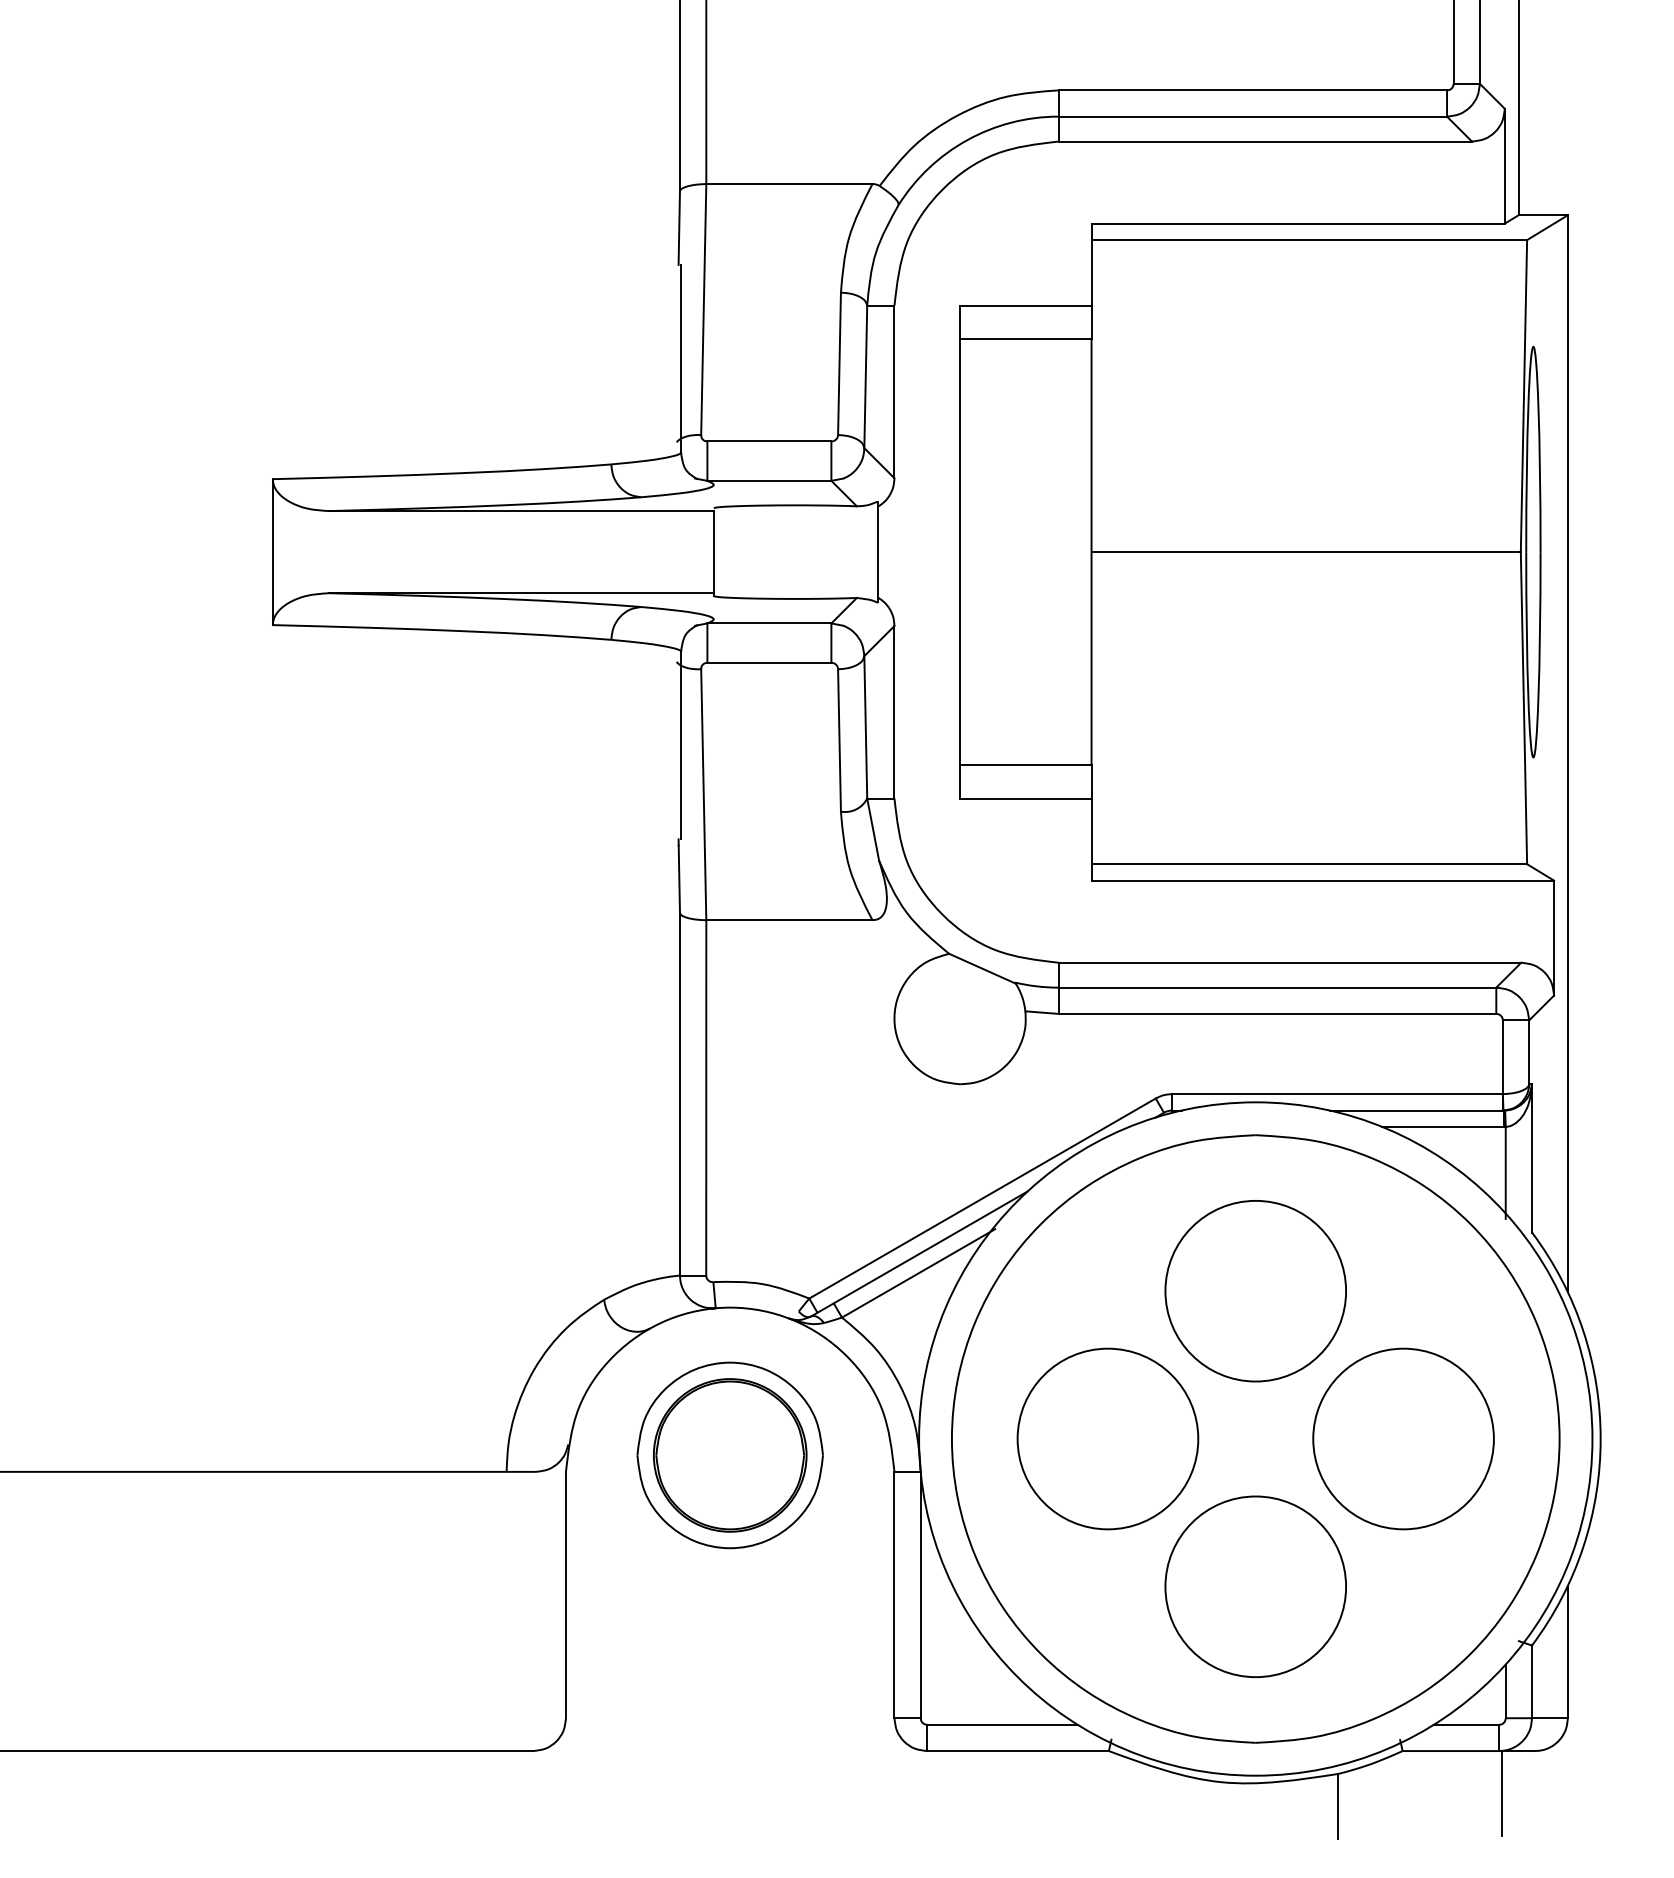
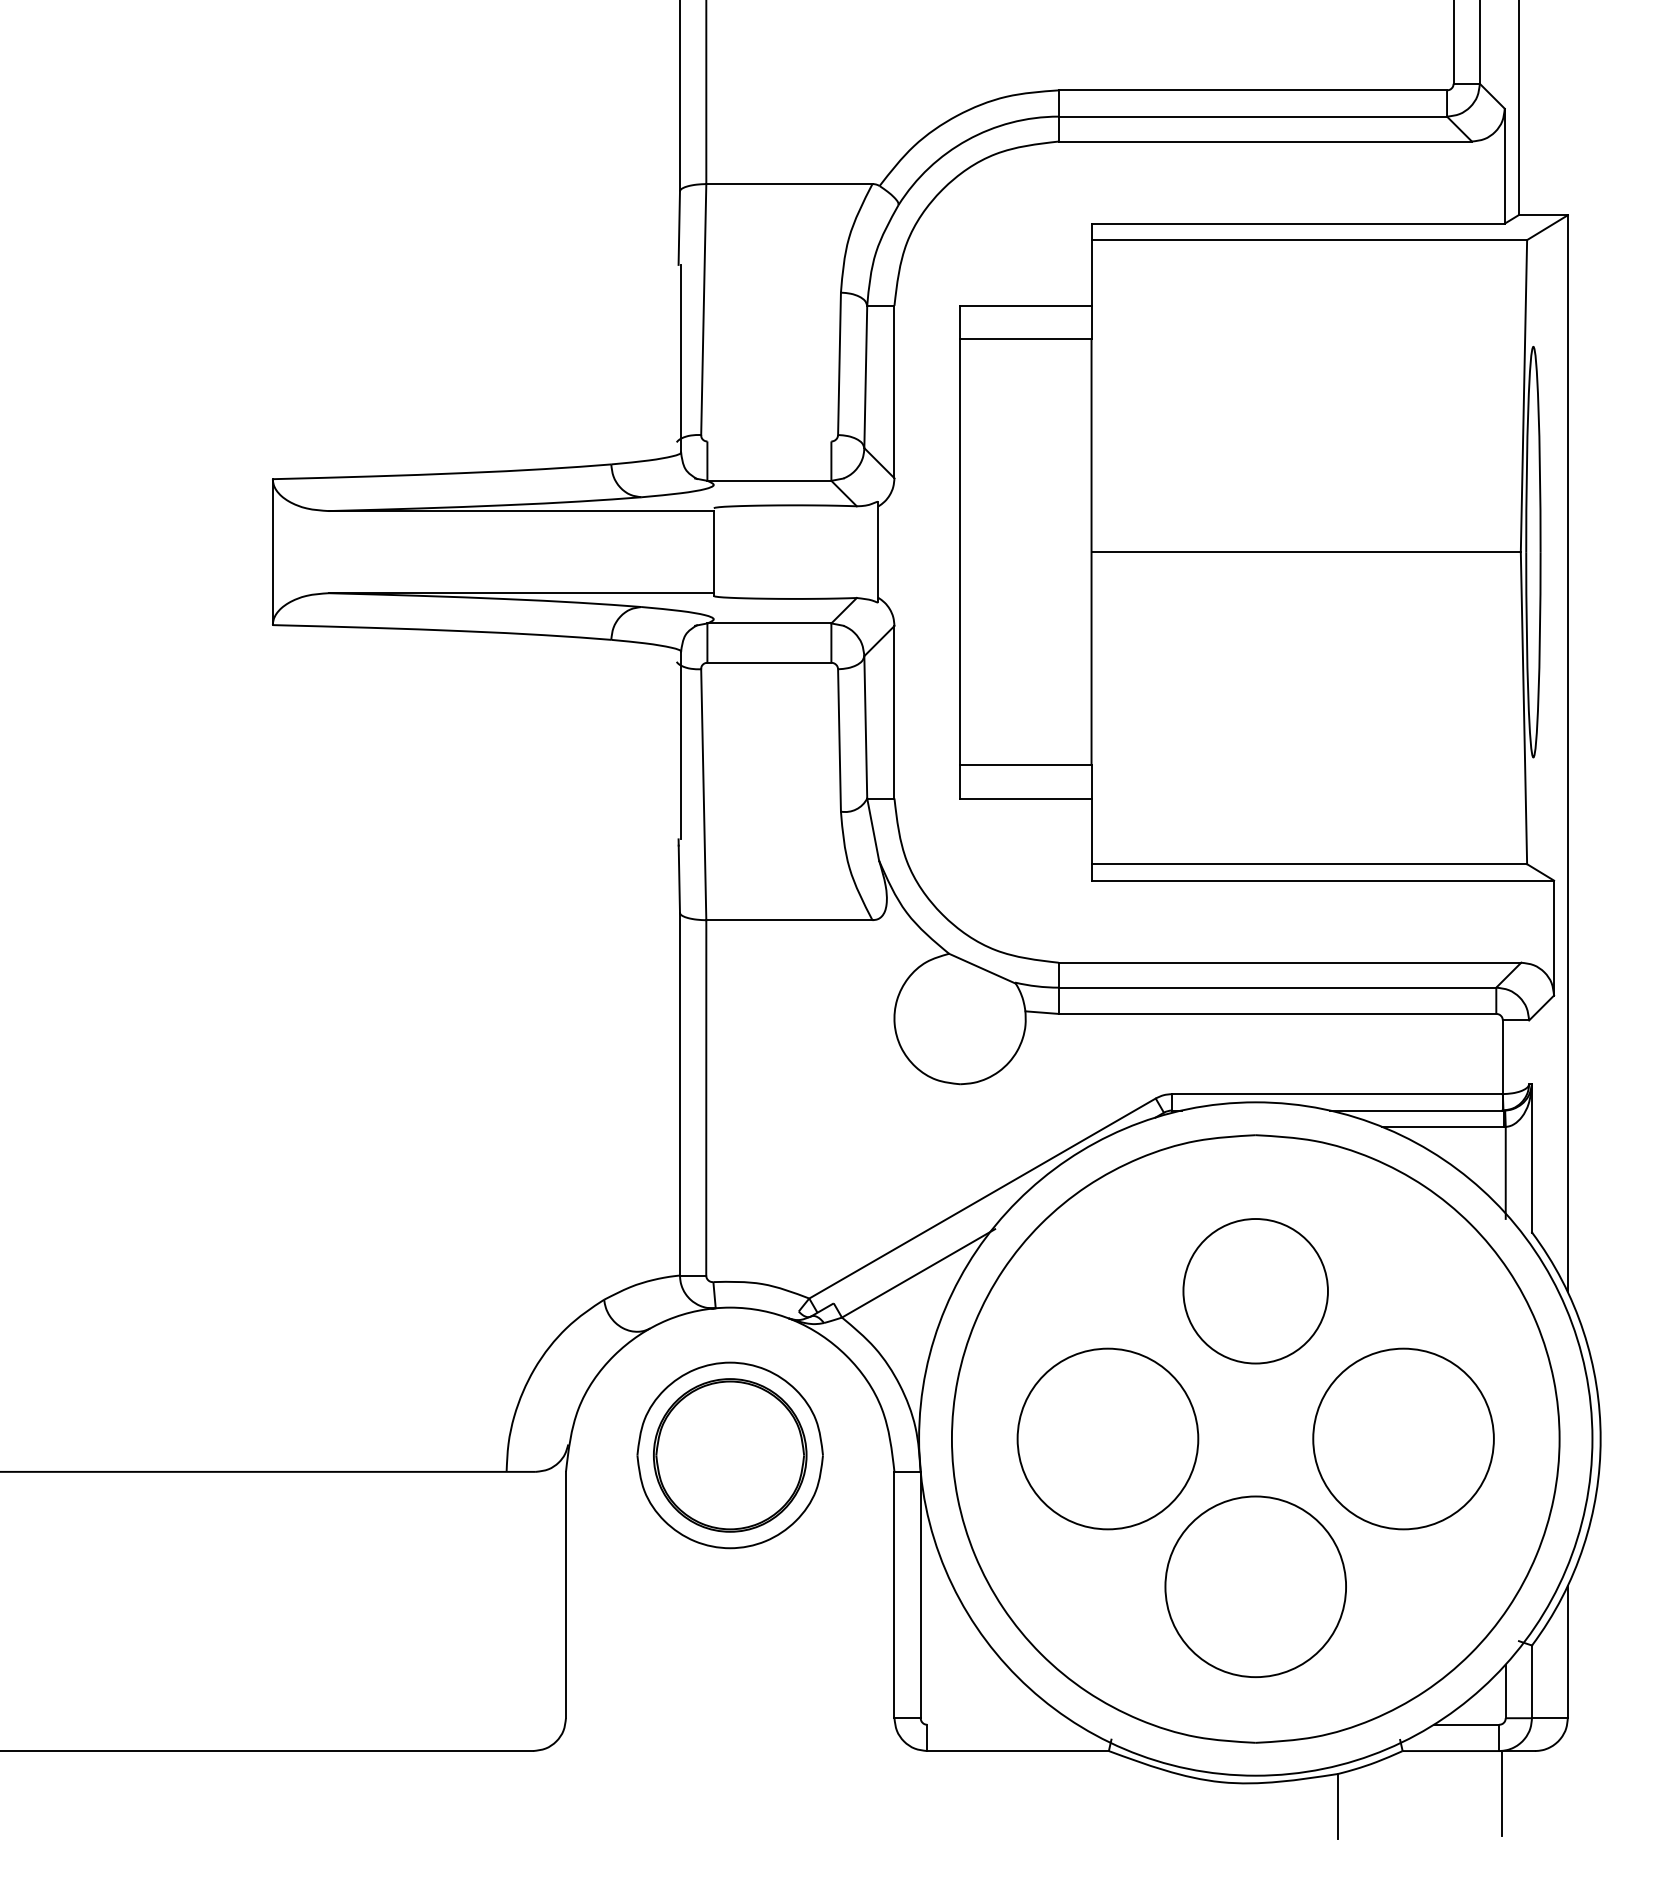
line: present -> none (769, 441)
line: present -> none (1529, 1052)
line: present -> none (930, 1247)
circle size: 183x183 px -> 147x147 px (1255, 1291)
line: present -> none (1002, 1724)
